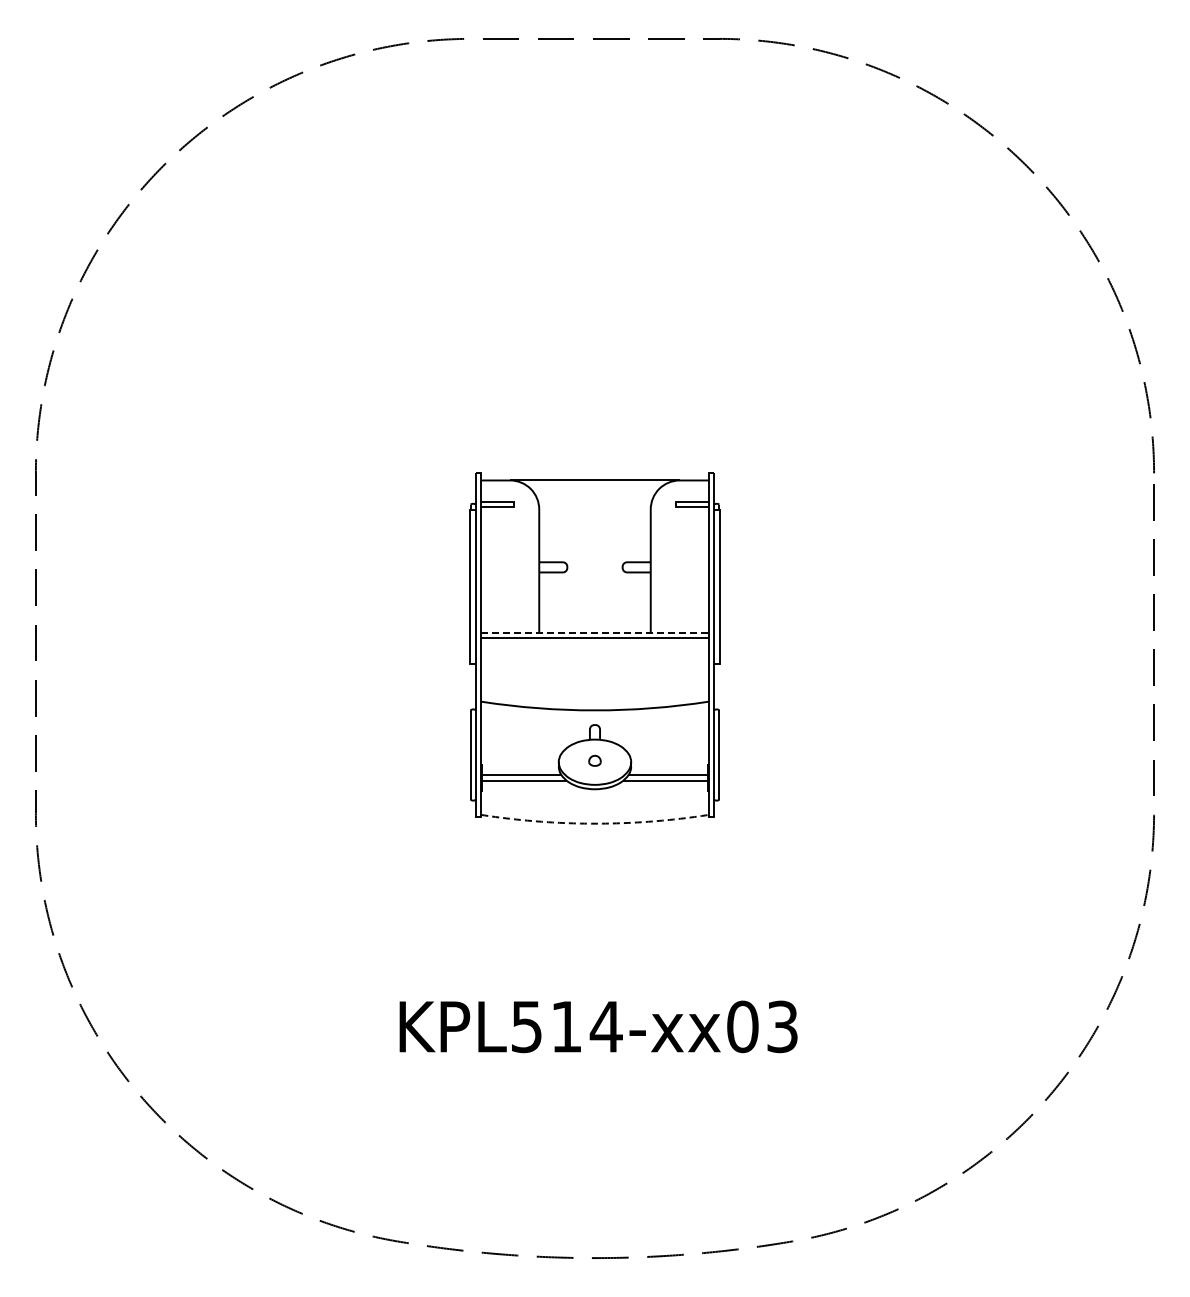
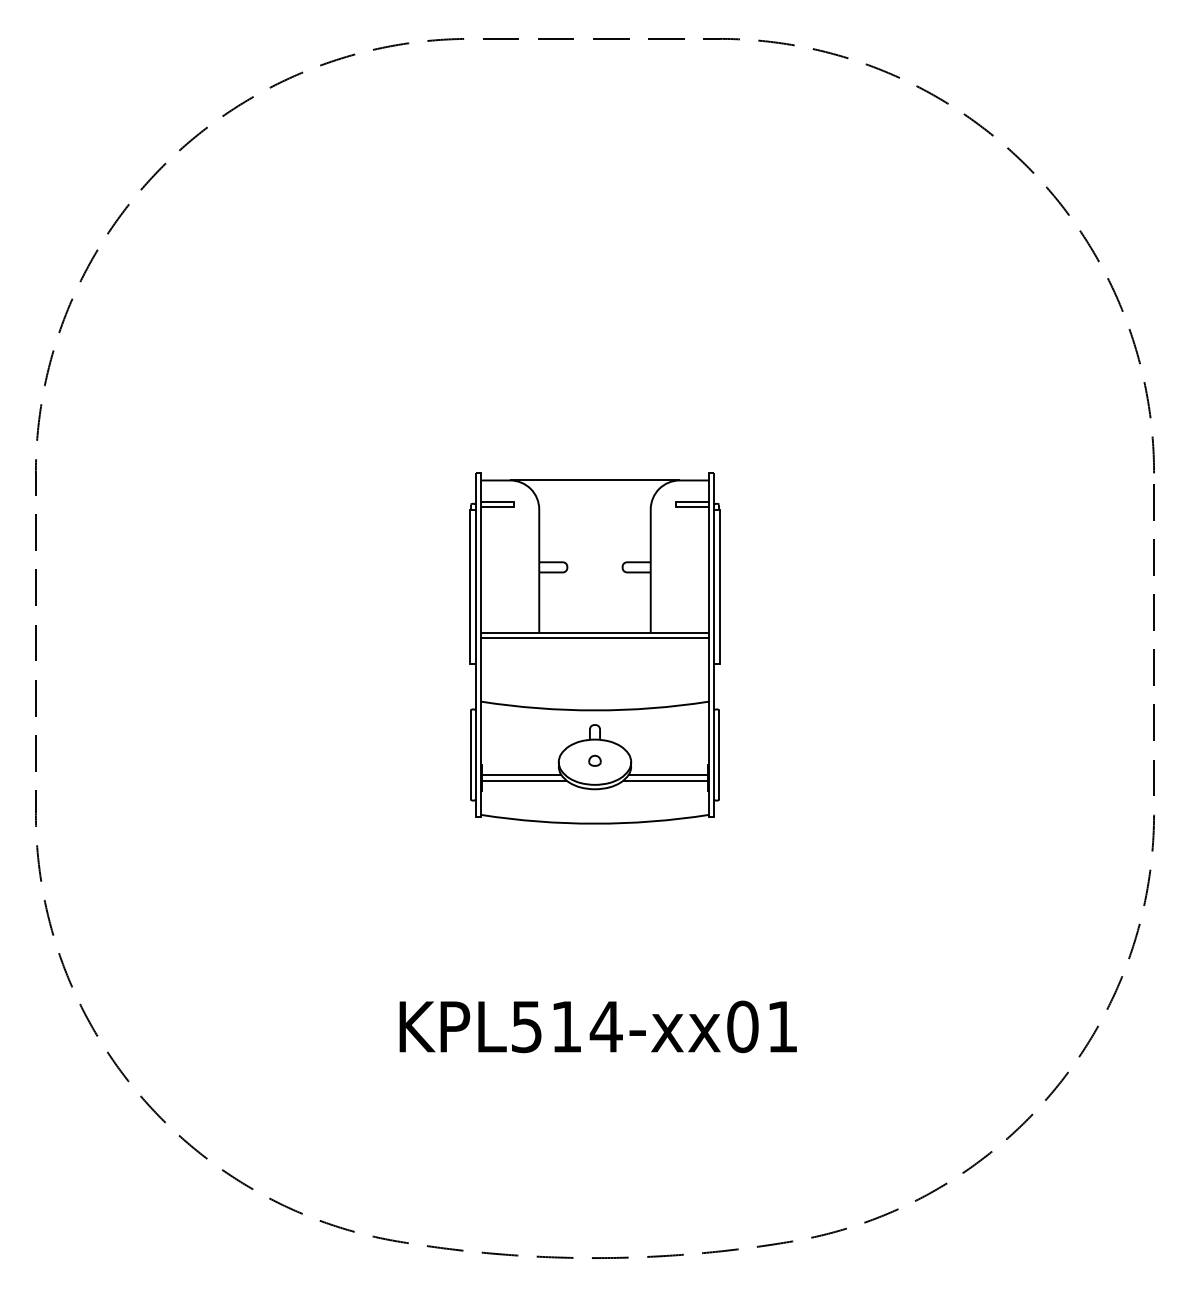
line: dashed -> solid (595, 632)
arc: dashed -> solid (595, 823)
text: KPL514-xx03 -> KPL514-xx01 (782, 1026)
